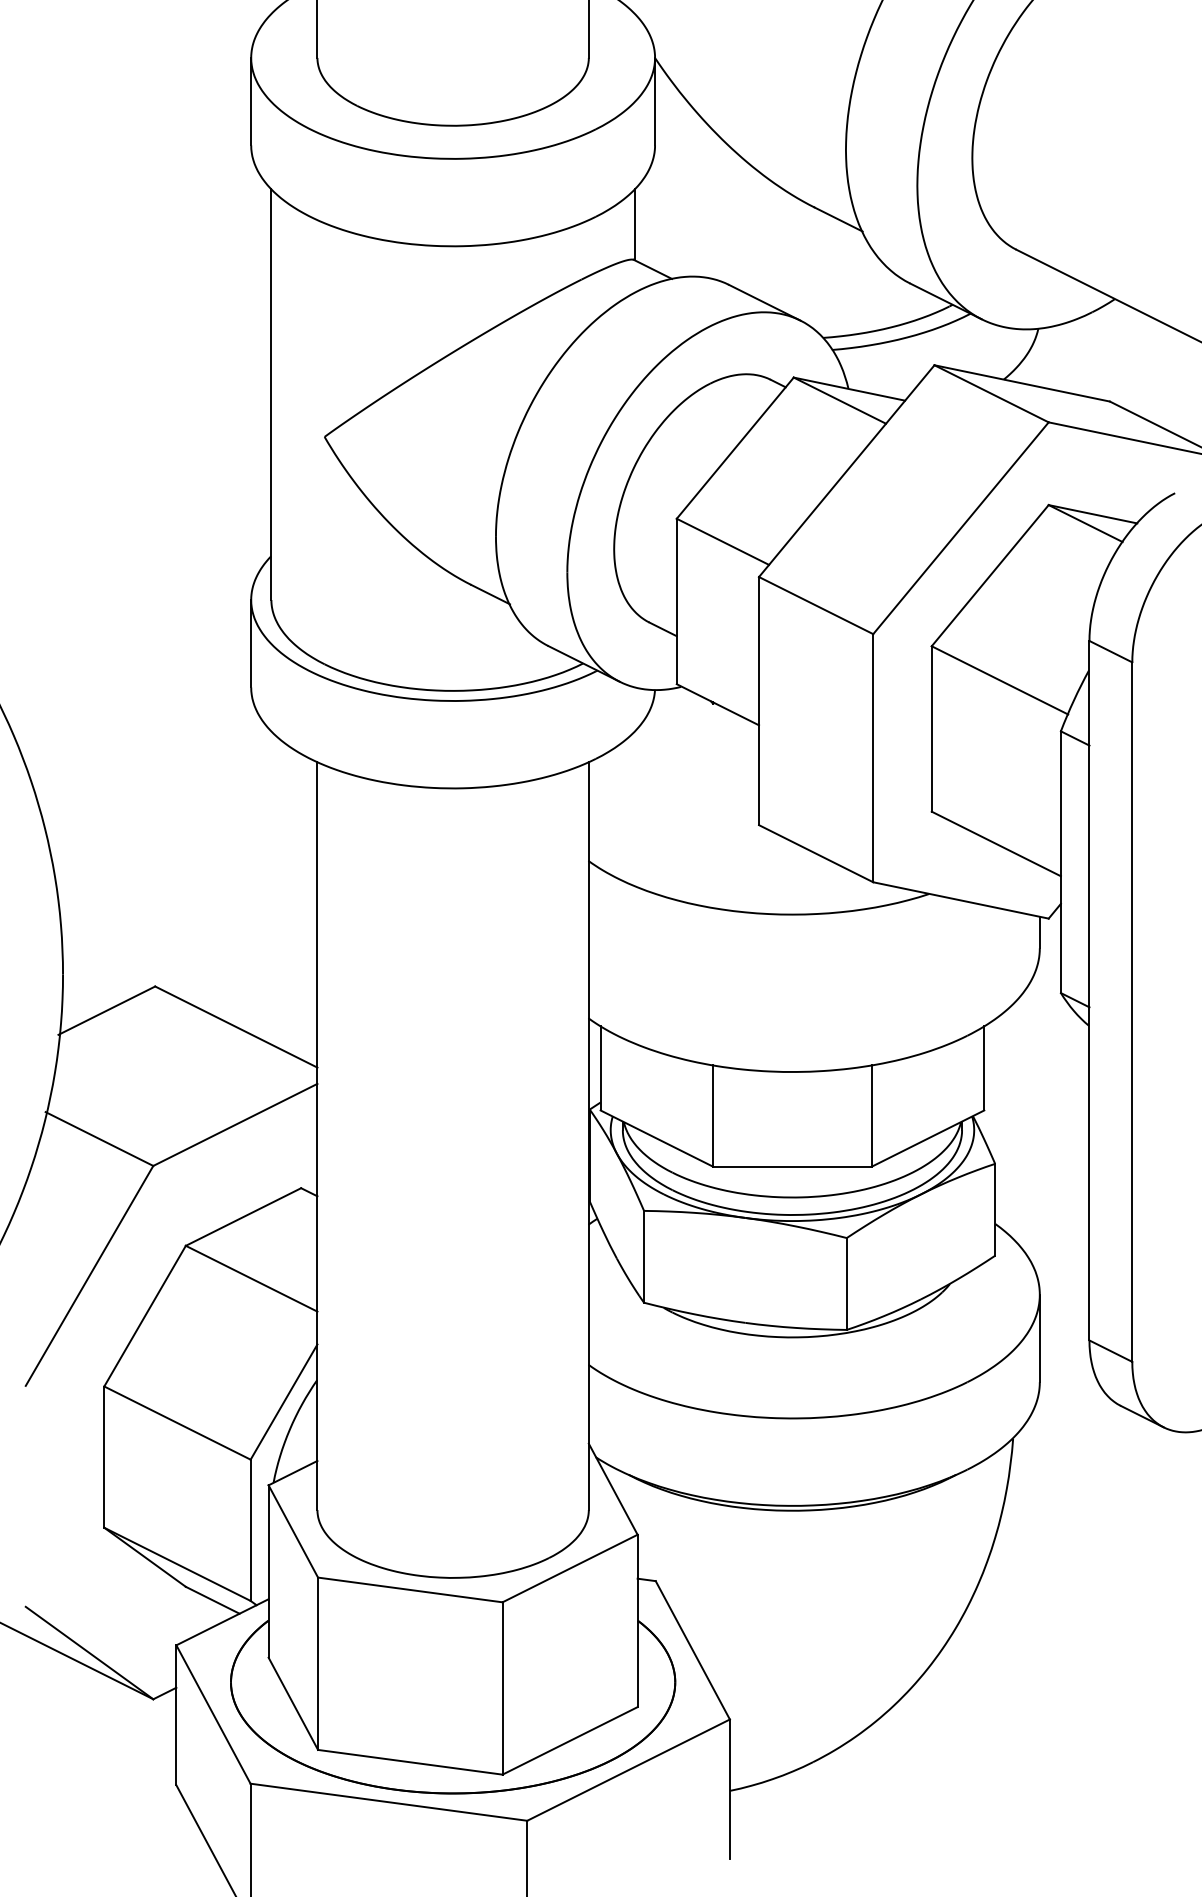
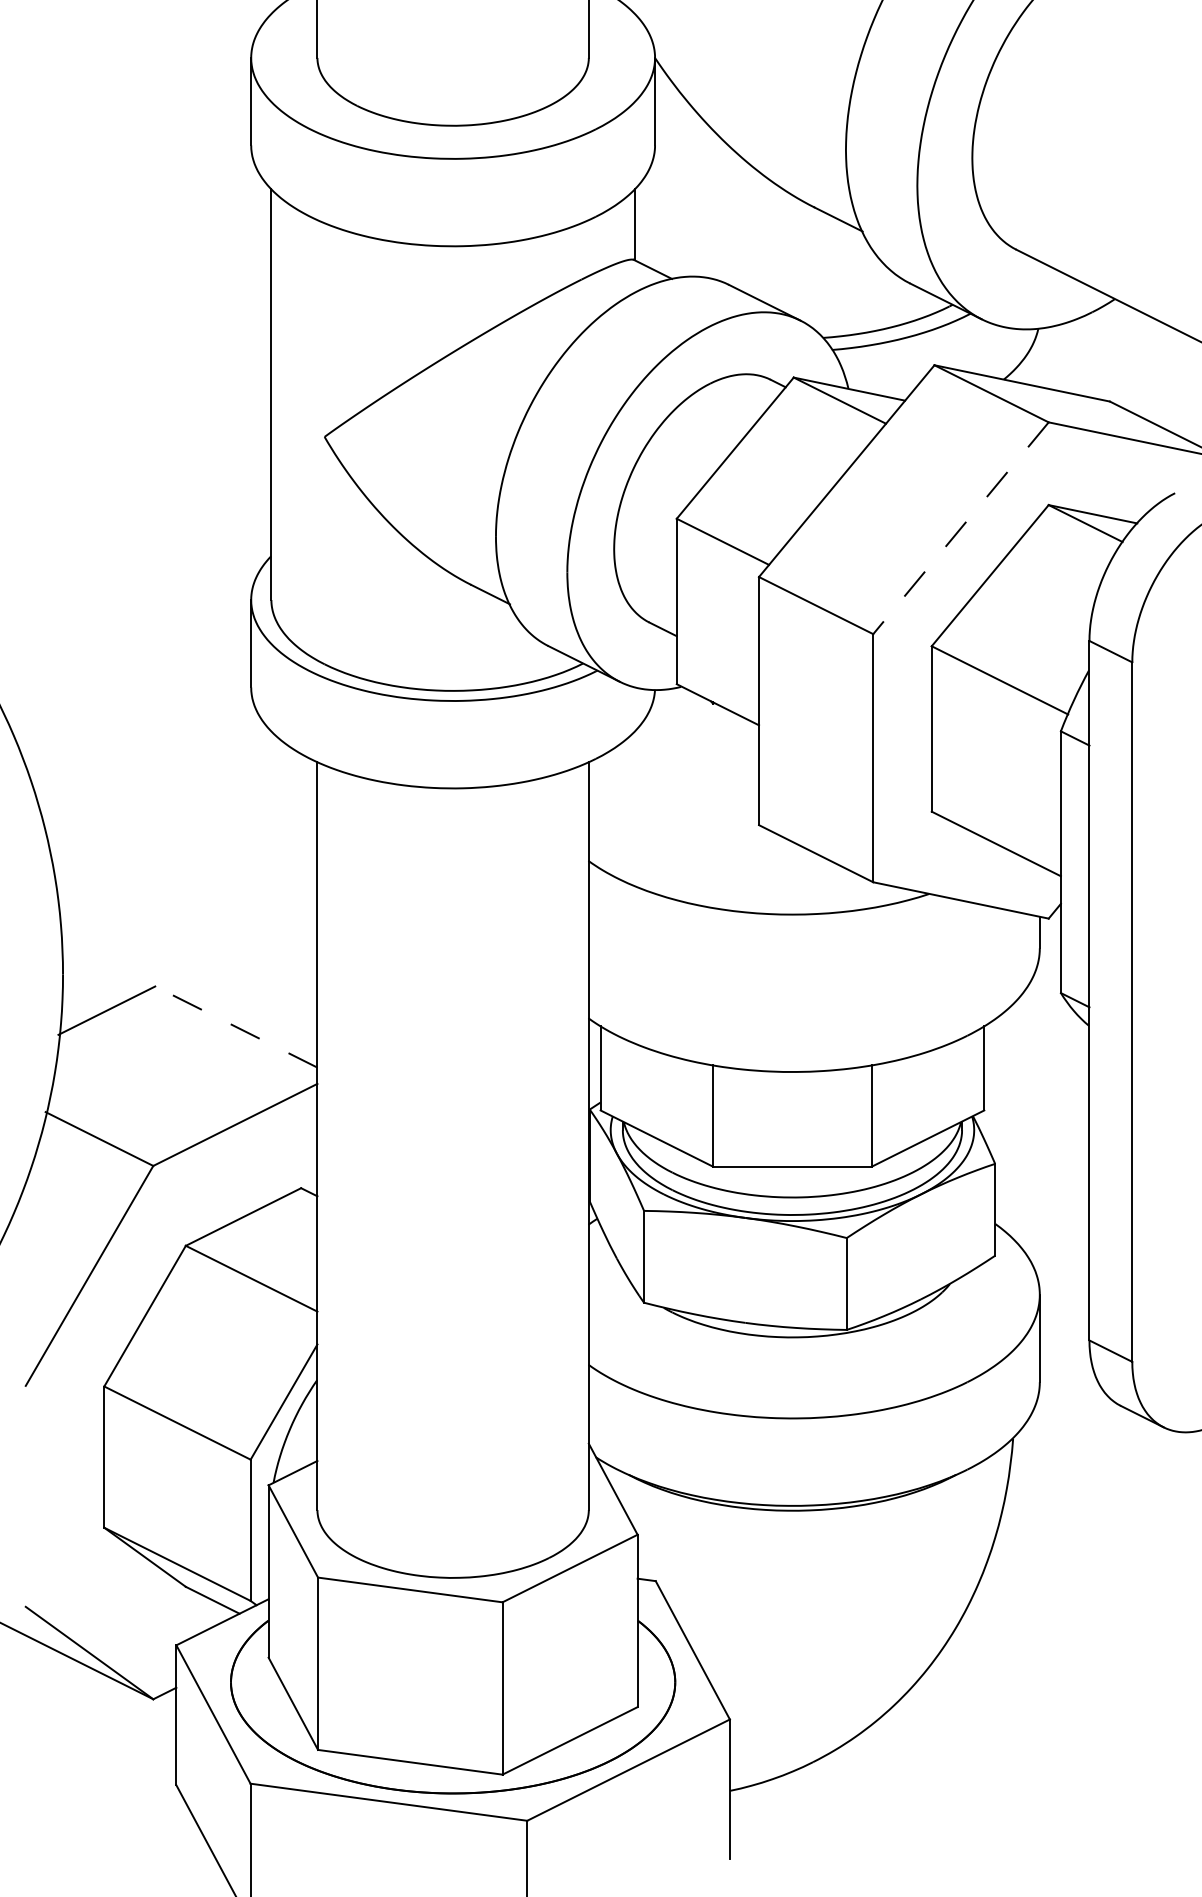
line: solid -> dashed (960, 528)
line: solid -> dashed (236, 1027)
